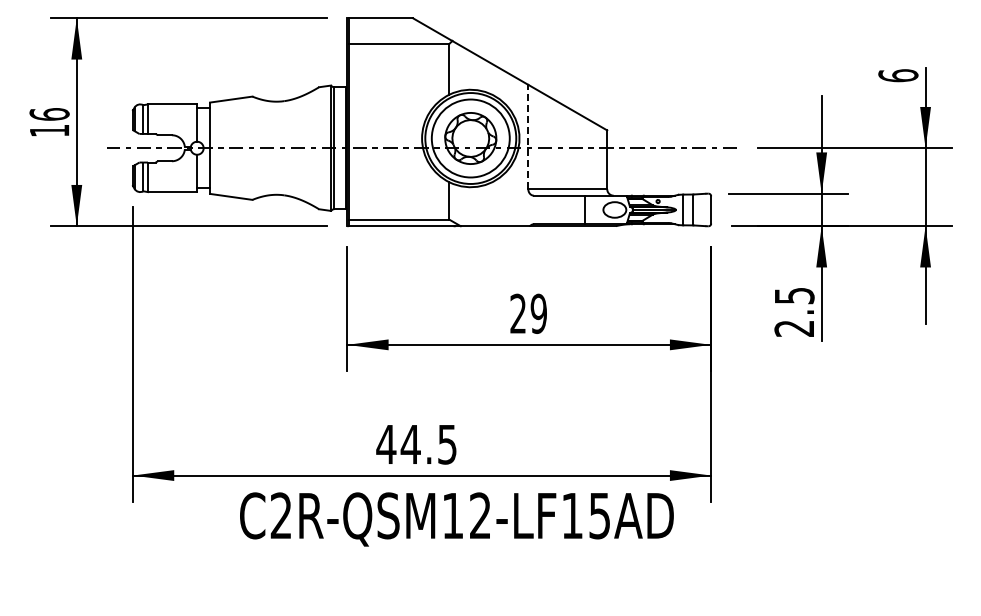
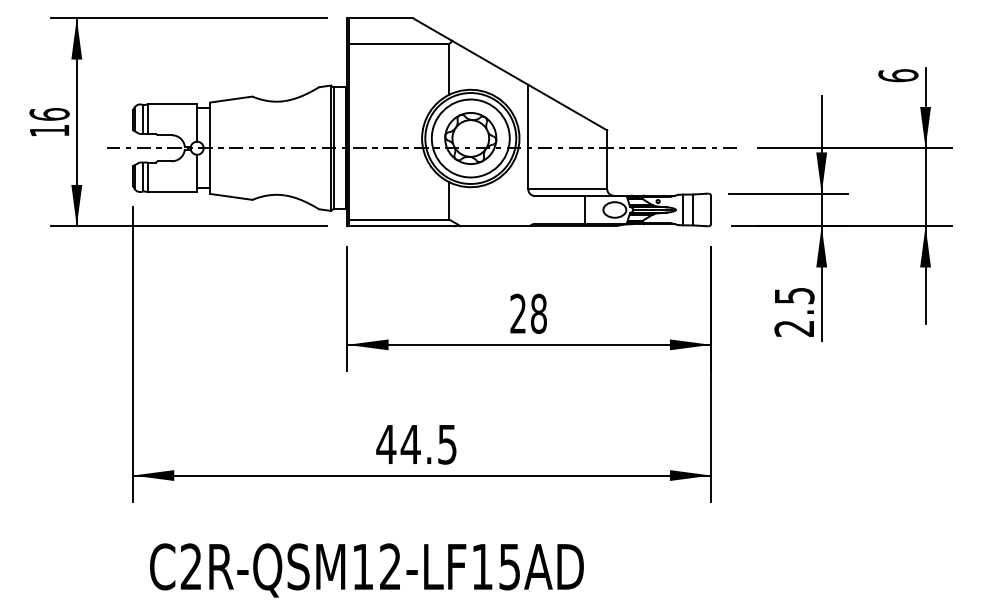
line: dashed -> solid (528, 136)
text: 29 -> 28 (538, 313)
text position: (456, 519) -> (366, 570) (366, 570)
